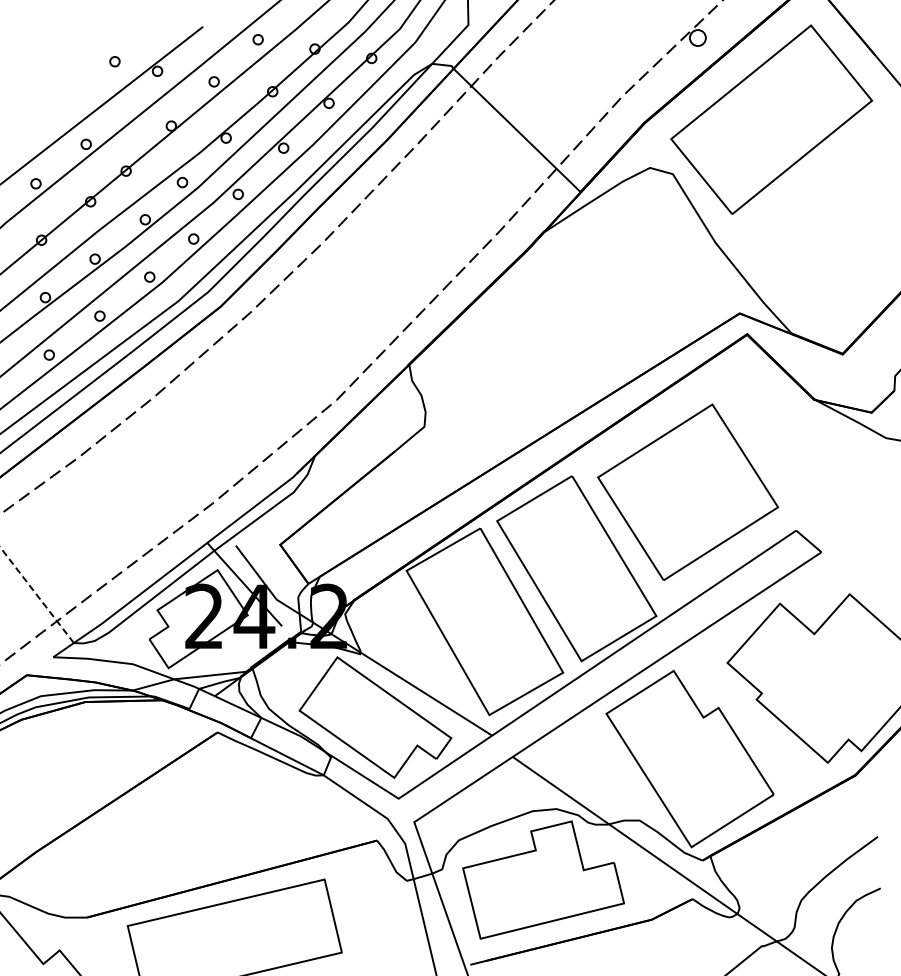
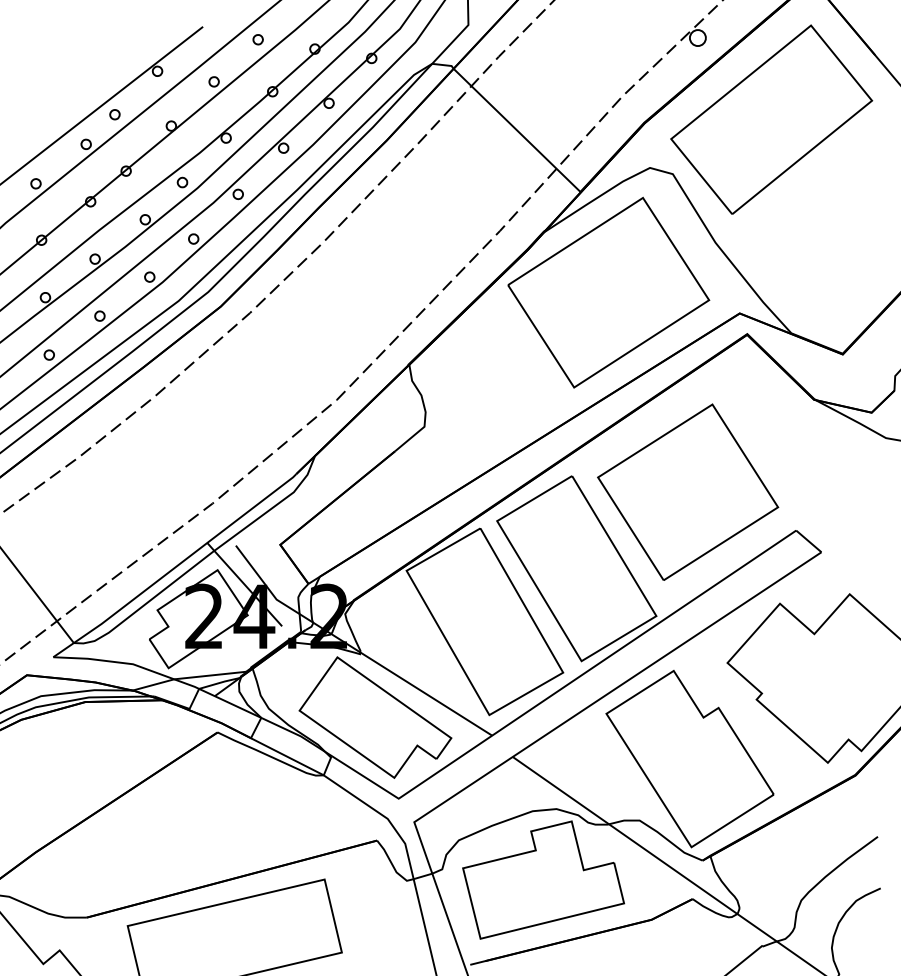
part position: (114, 61) -> (114, 114) (114, 114)
part: none -> present (608, 292)
line: dashed -> solid (36, 594)
